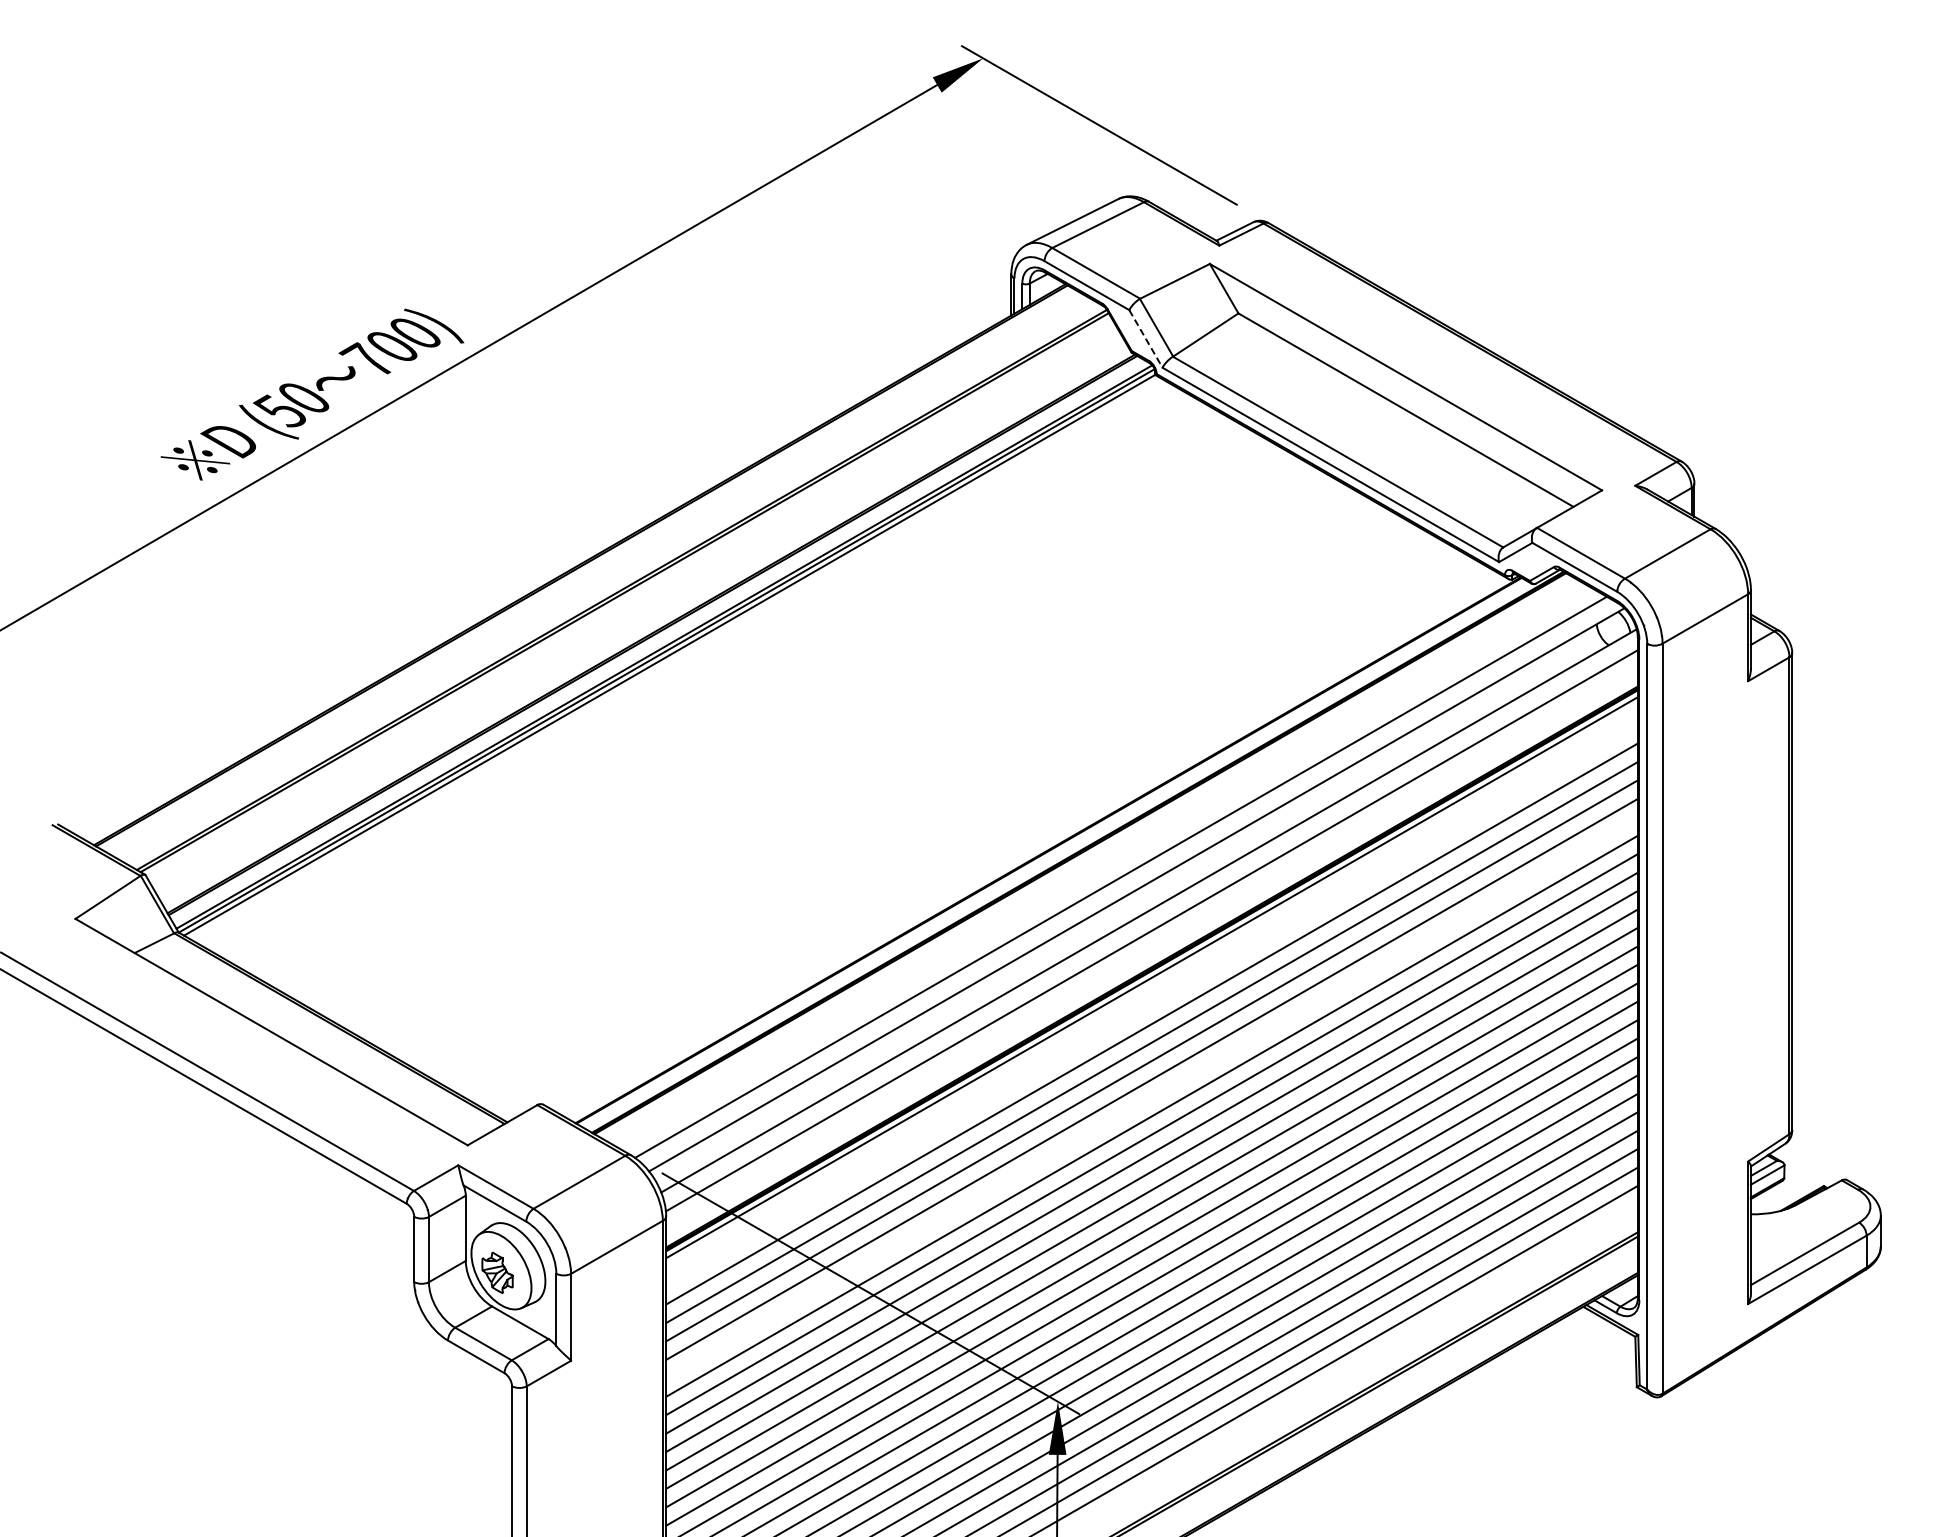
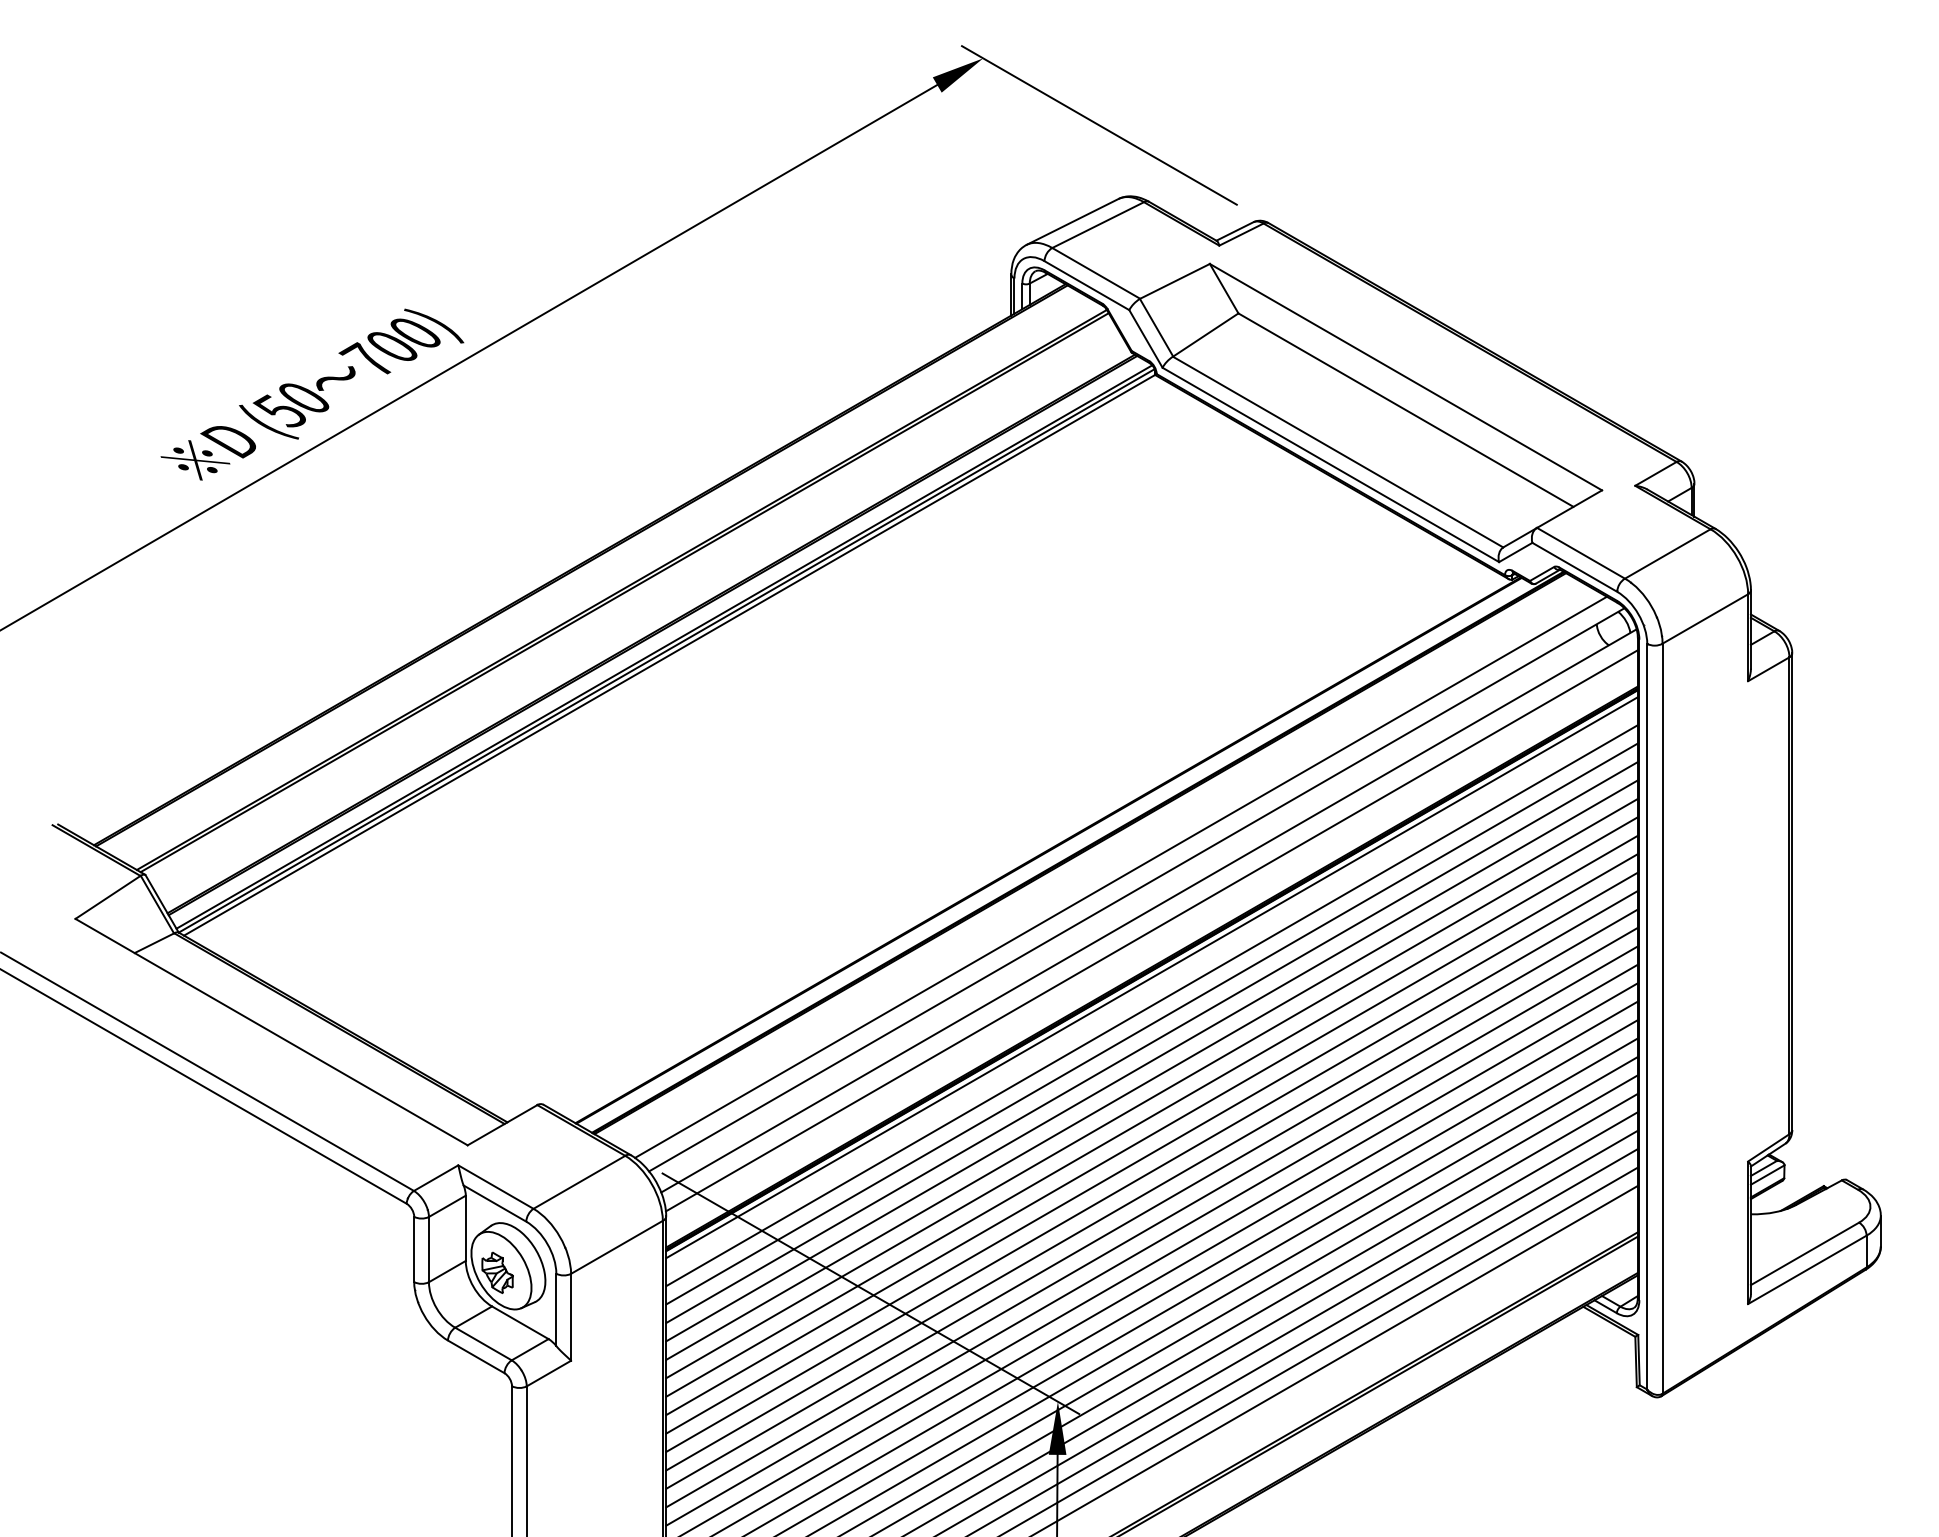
line: dashed -> solid (1146, 339)
line: none -> present (1151, 1005)
line: none -> present (1151, 1097)
